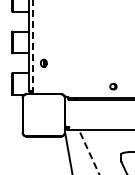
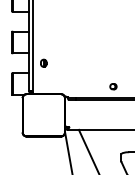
line: dashed -> solid (33, 47)
line: dashed -> solid (88, 151)
